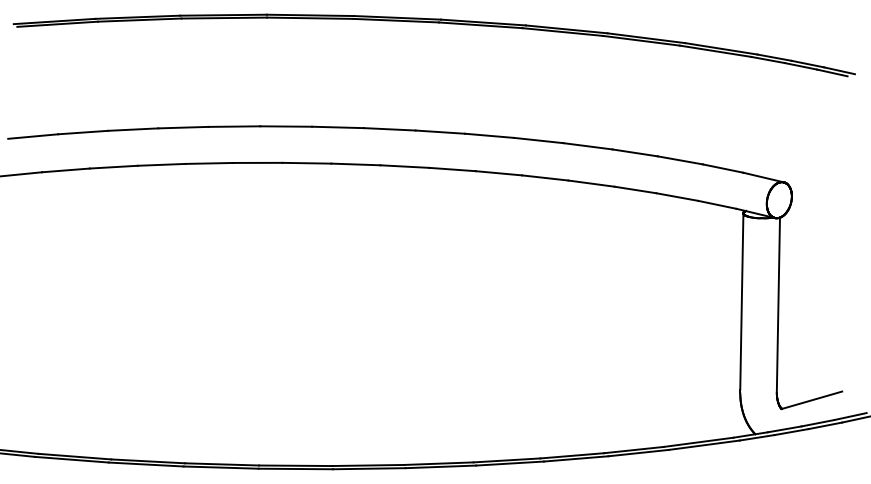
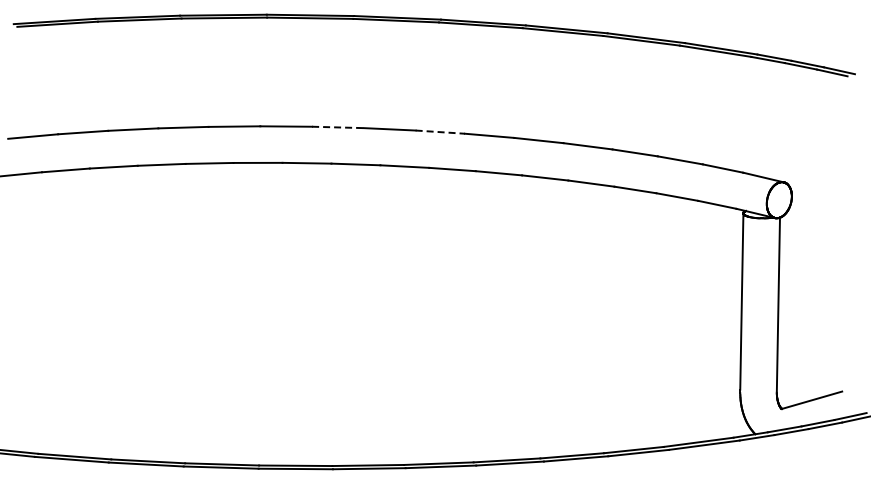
line: solid -> dashed (338, 127)
line: solid -> dashed (440, 132)
